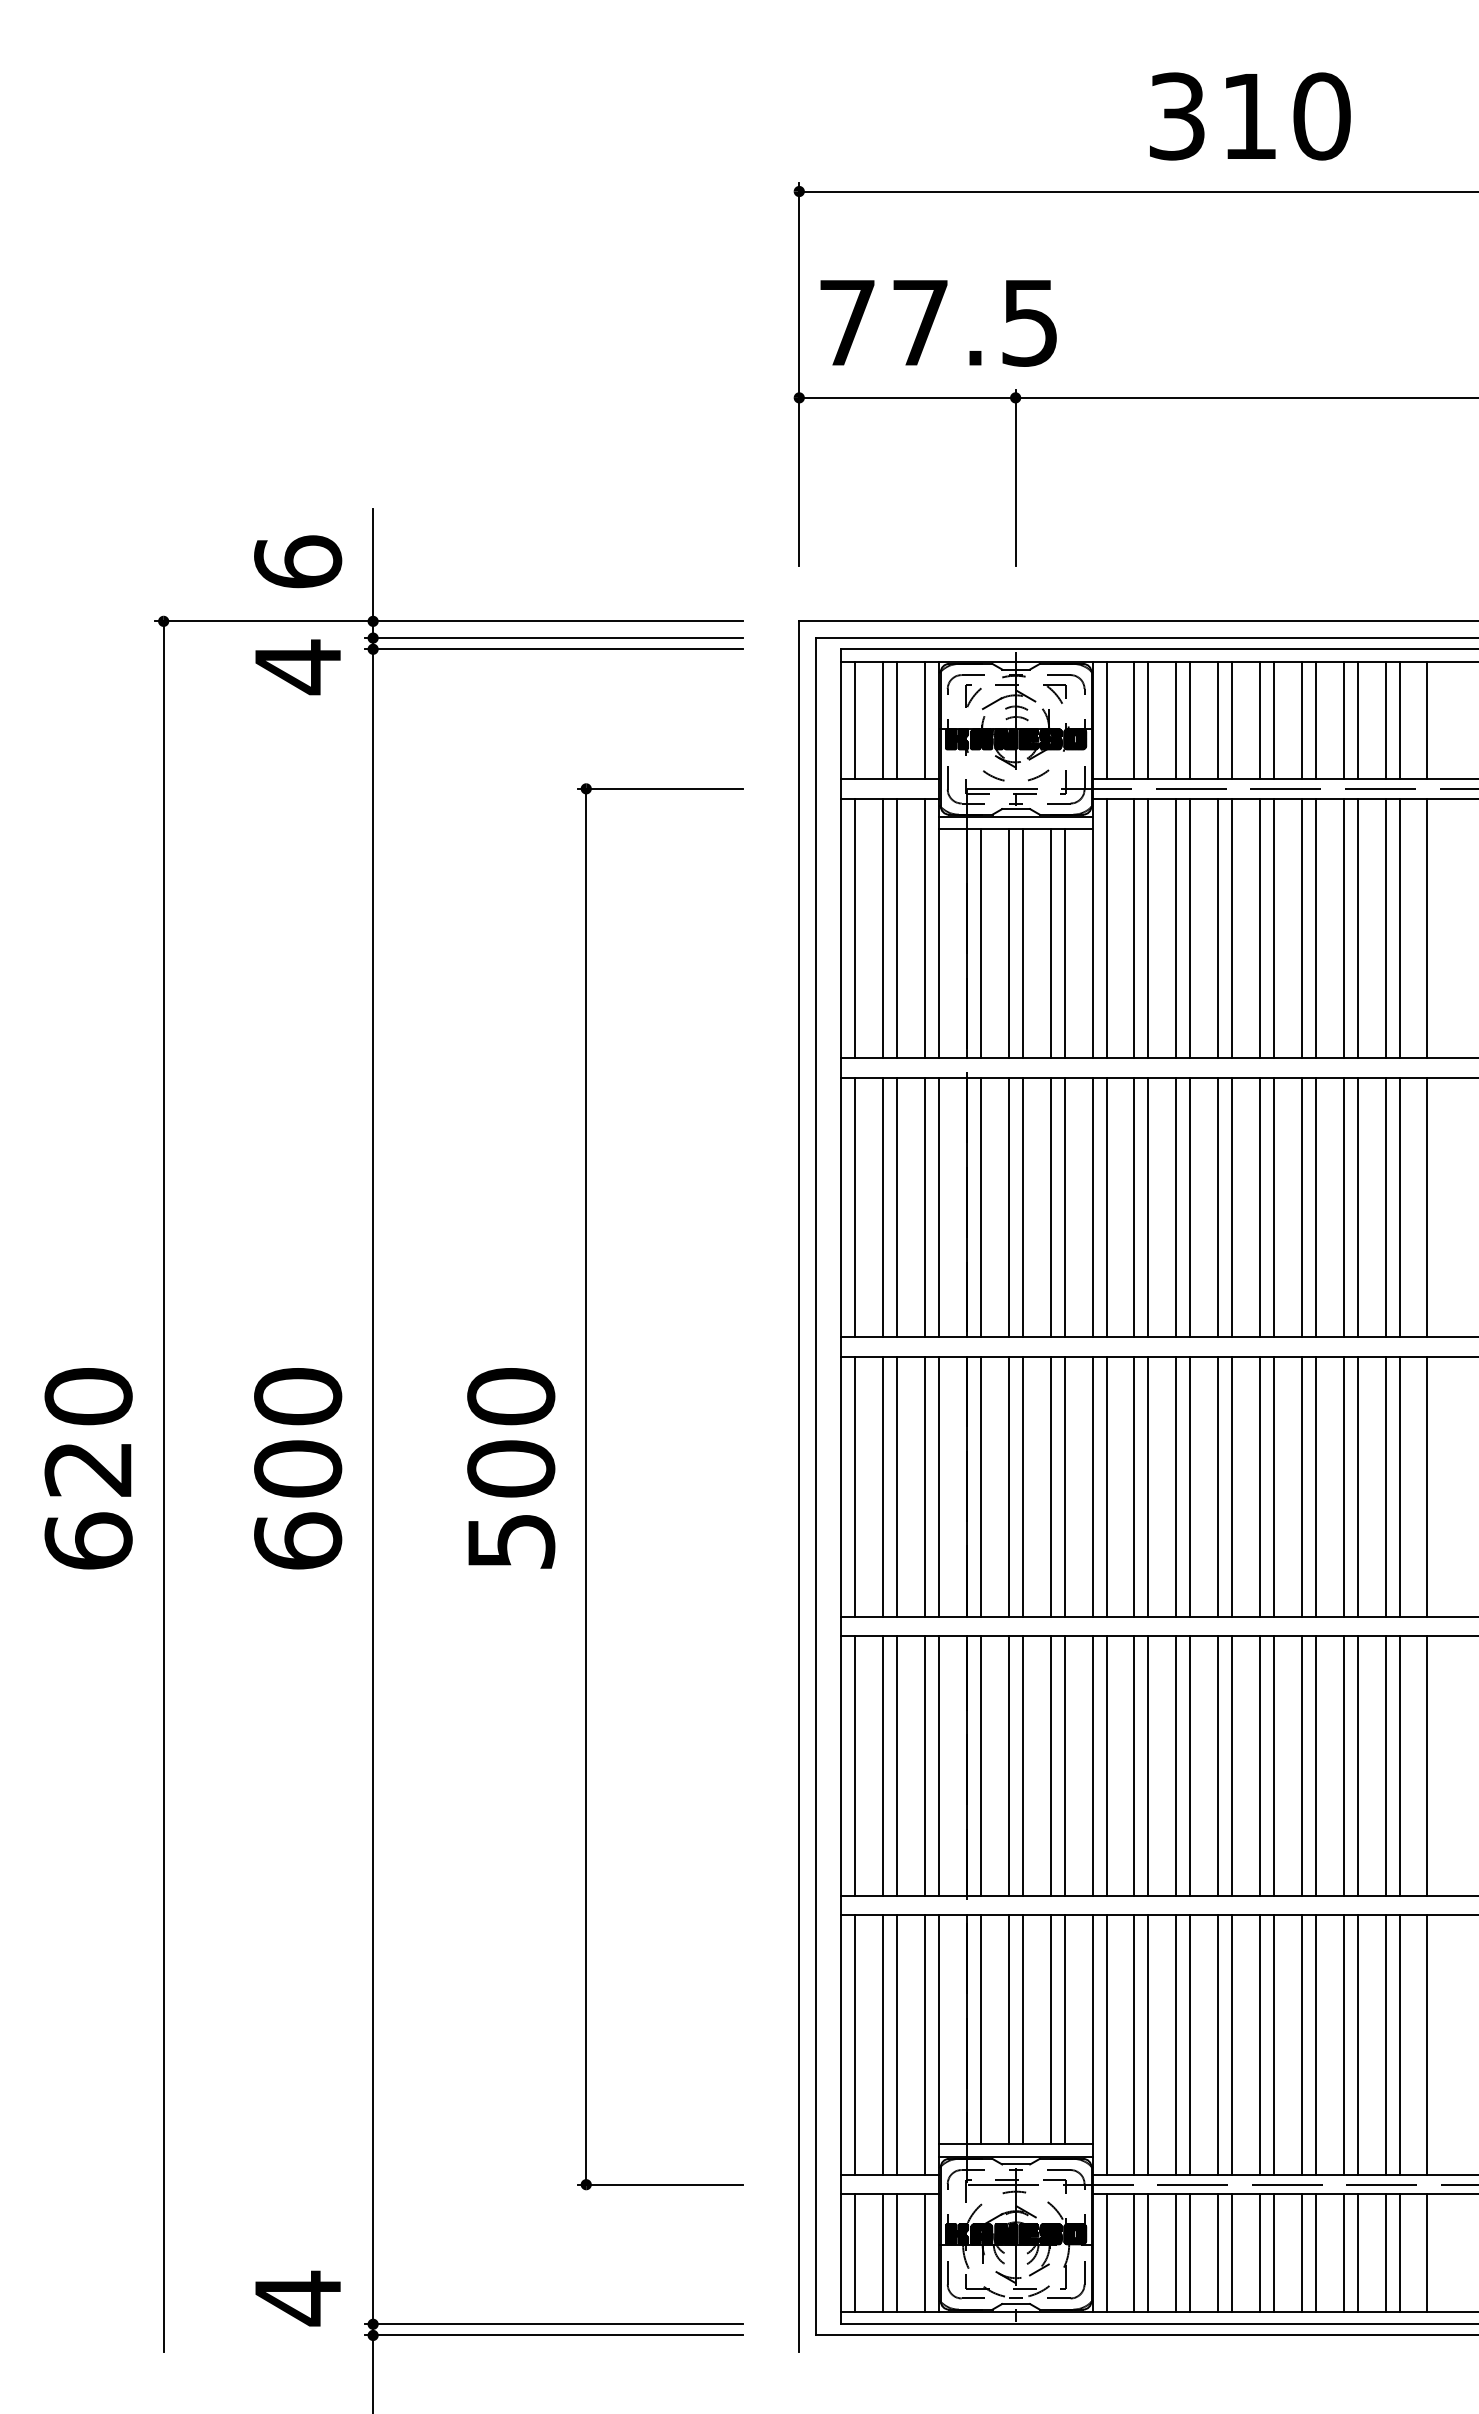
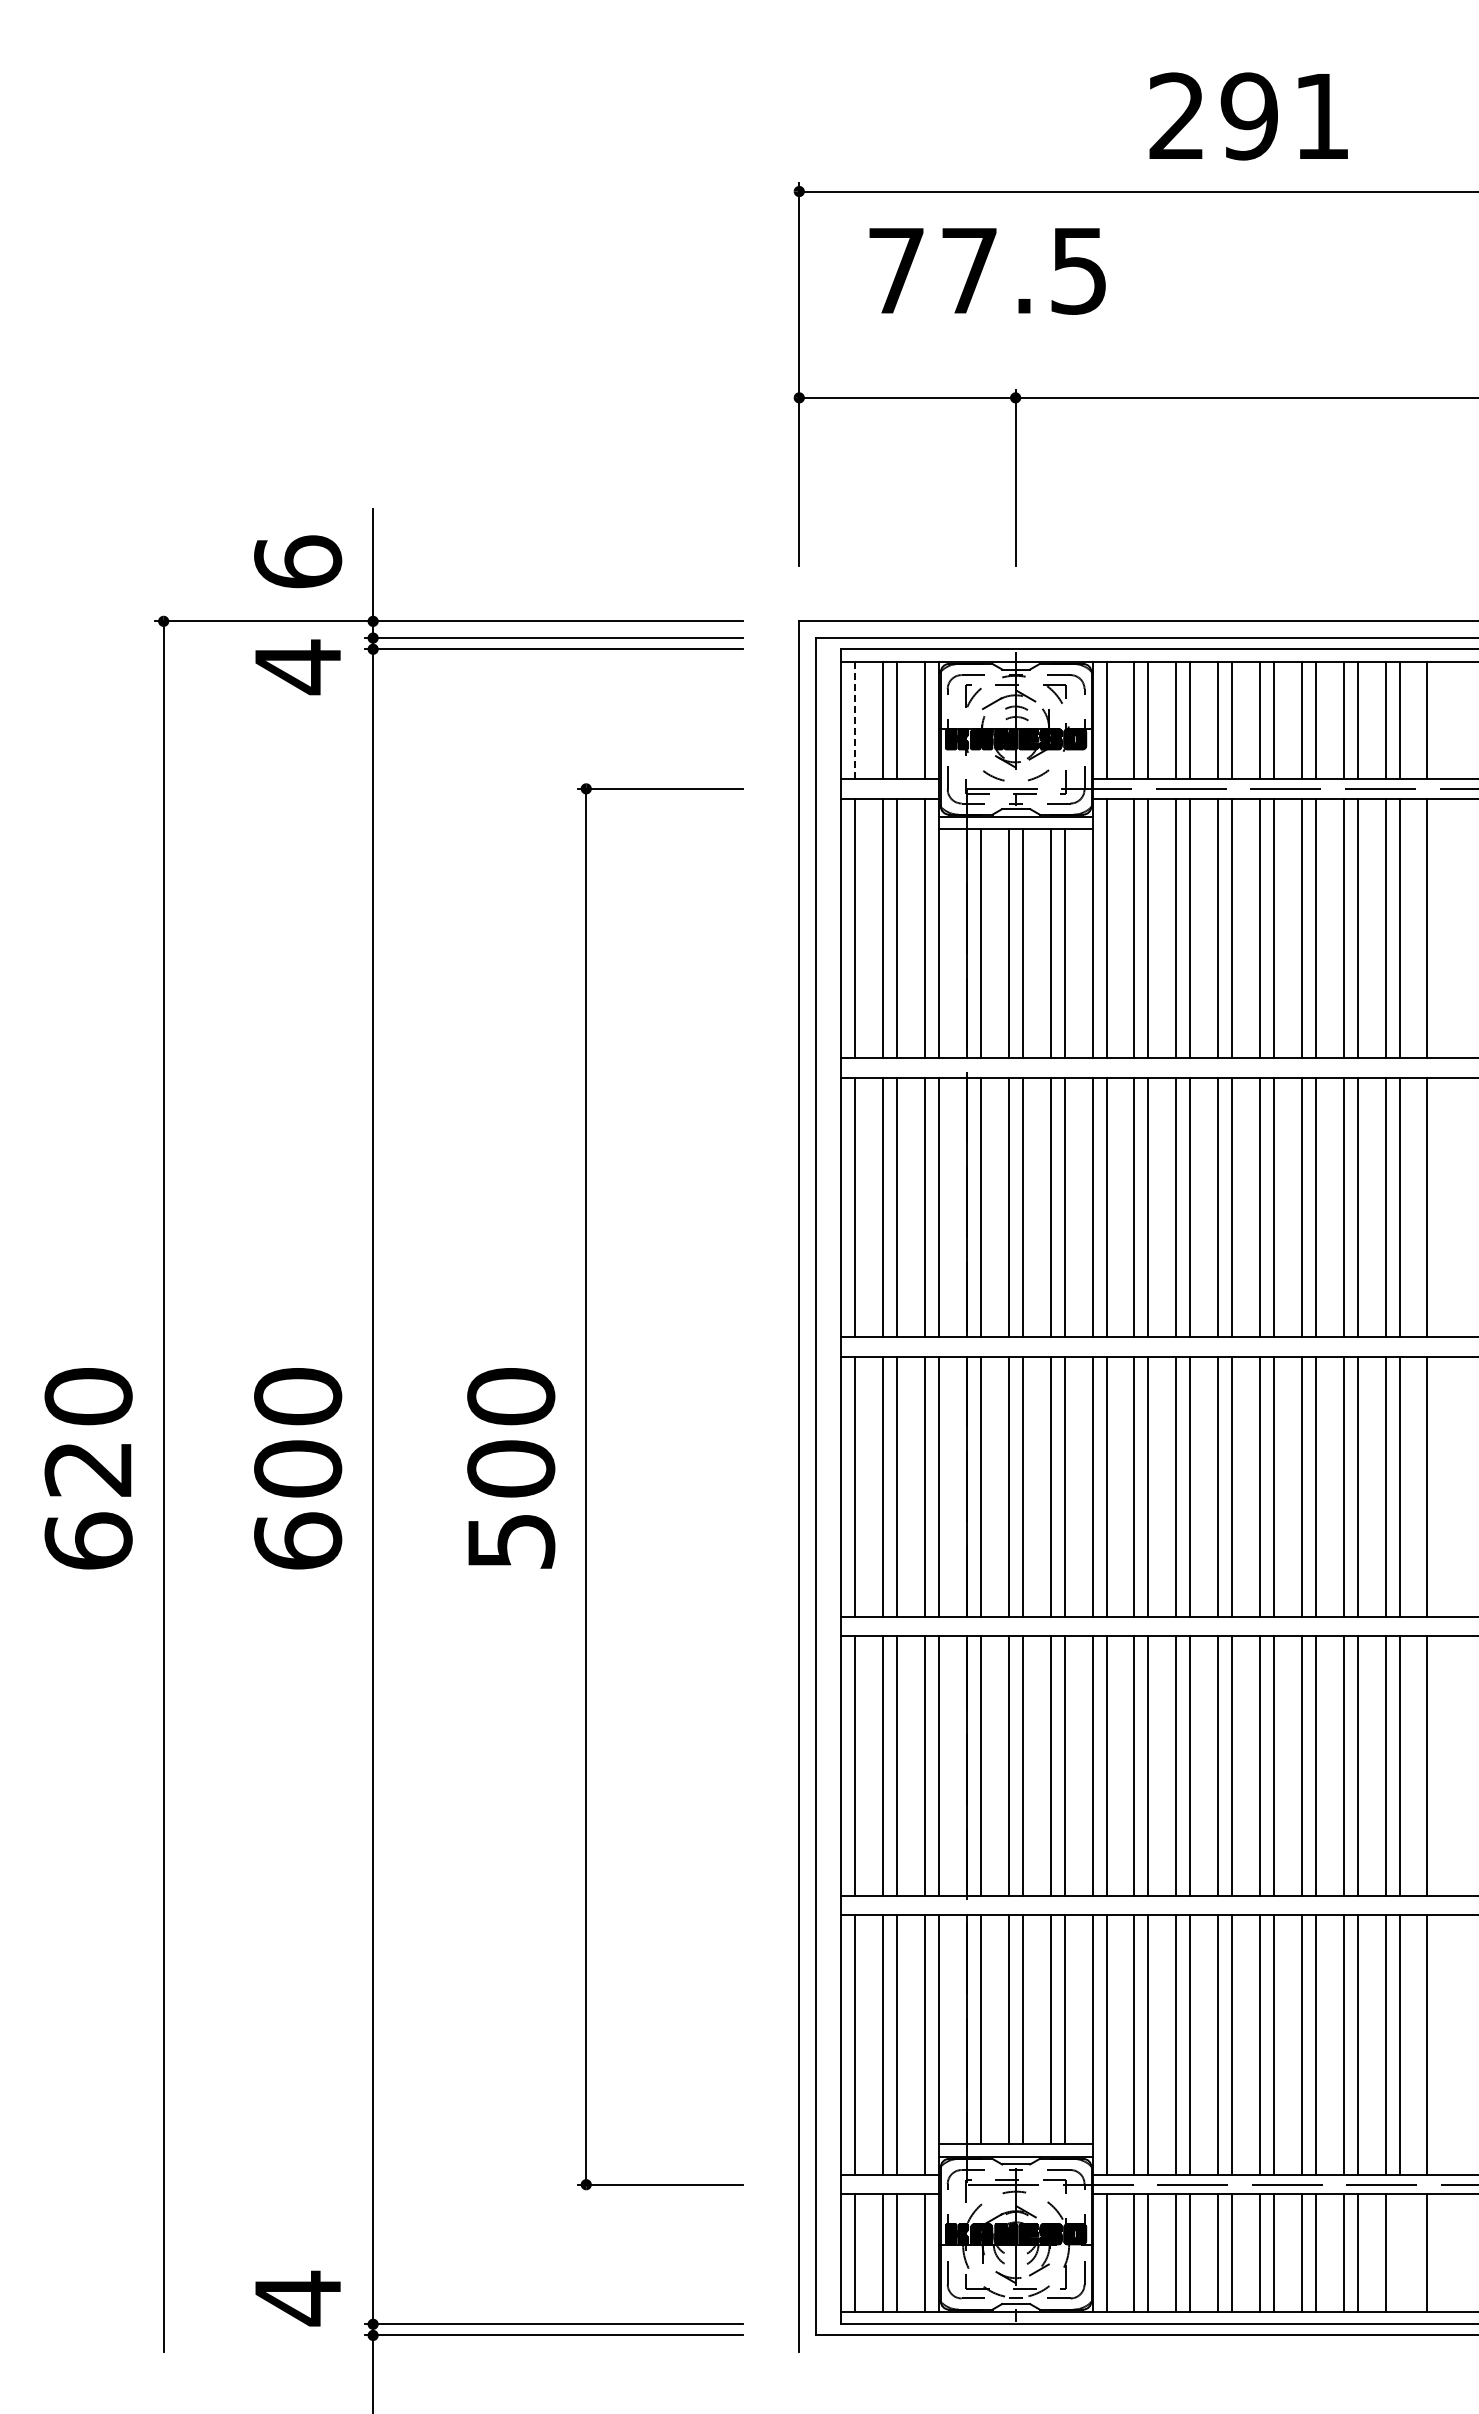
text: 310 -> 291 (1249, 116)
text position: (938, 323) -> (987, 271) (987, 271)
line: solid -> dashed (855, 720)
line: present -> none (1399, 2252)
